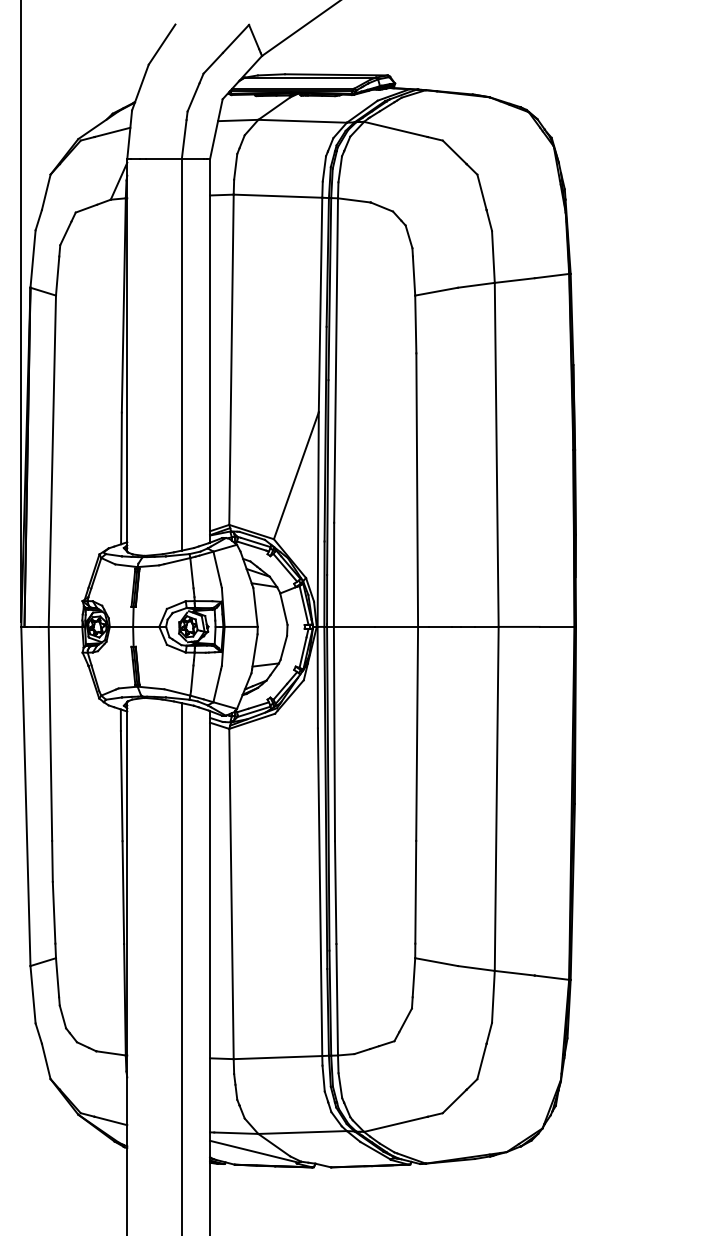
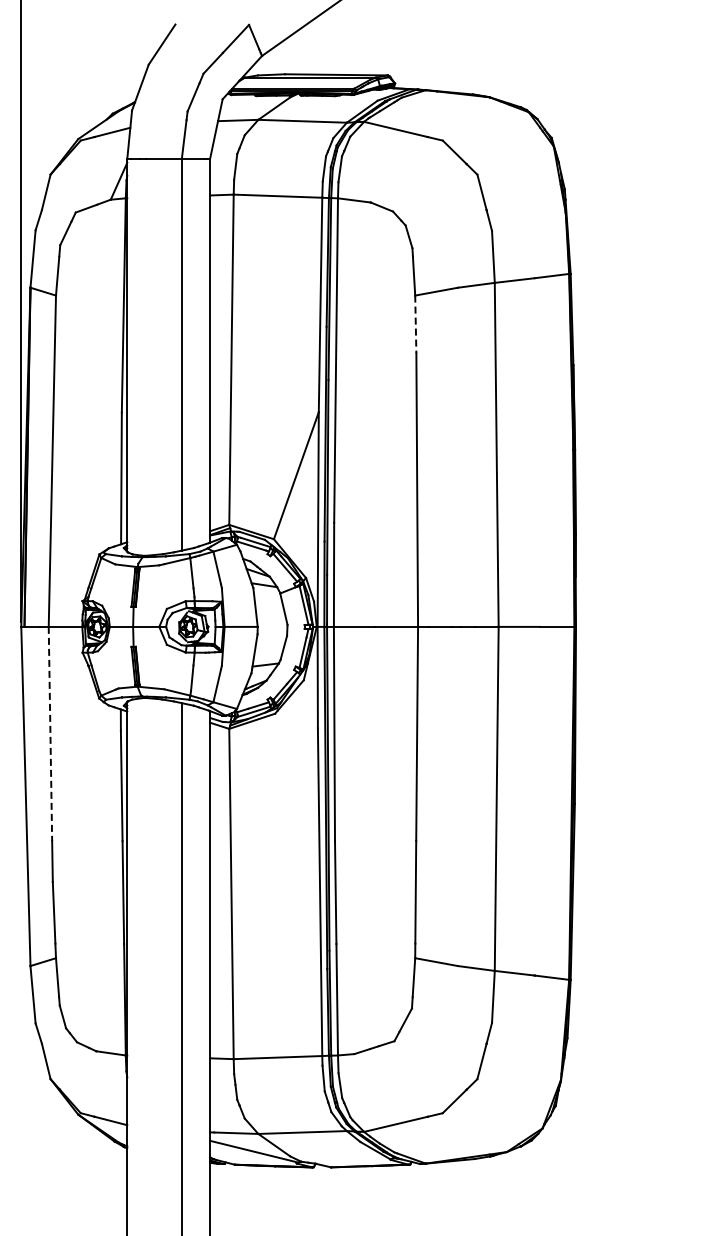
line: solid -> dashed (415, 324)
line: solid -> dashed (50, 734)
